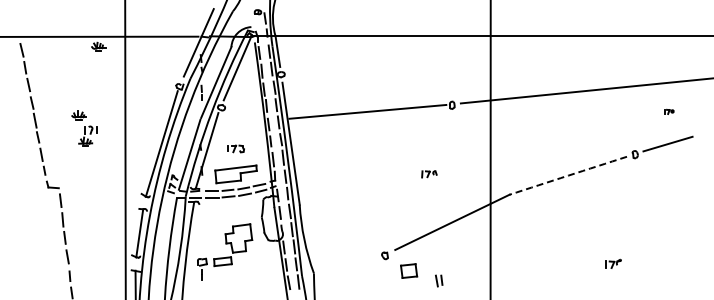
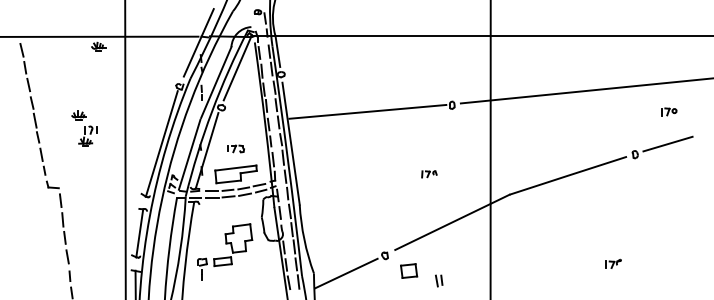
part size: 11x7 px -> 17x10 px (669, 111)
arc: dashed -> solid (568, 175)
line: none -> present (346, 273)
